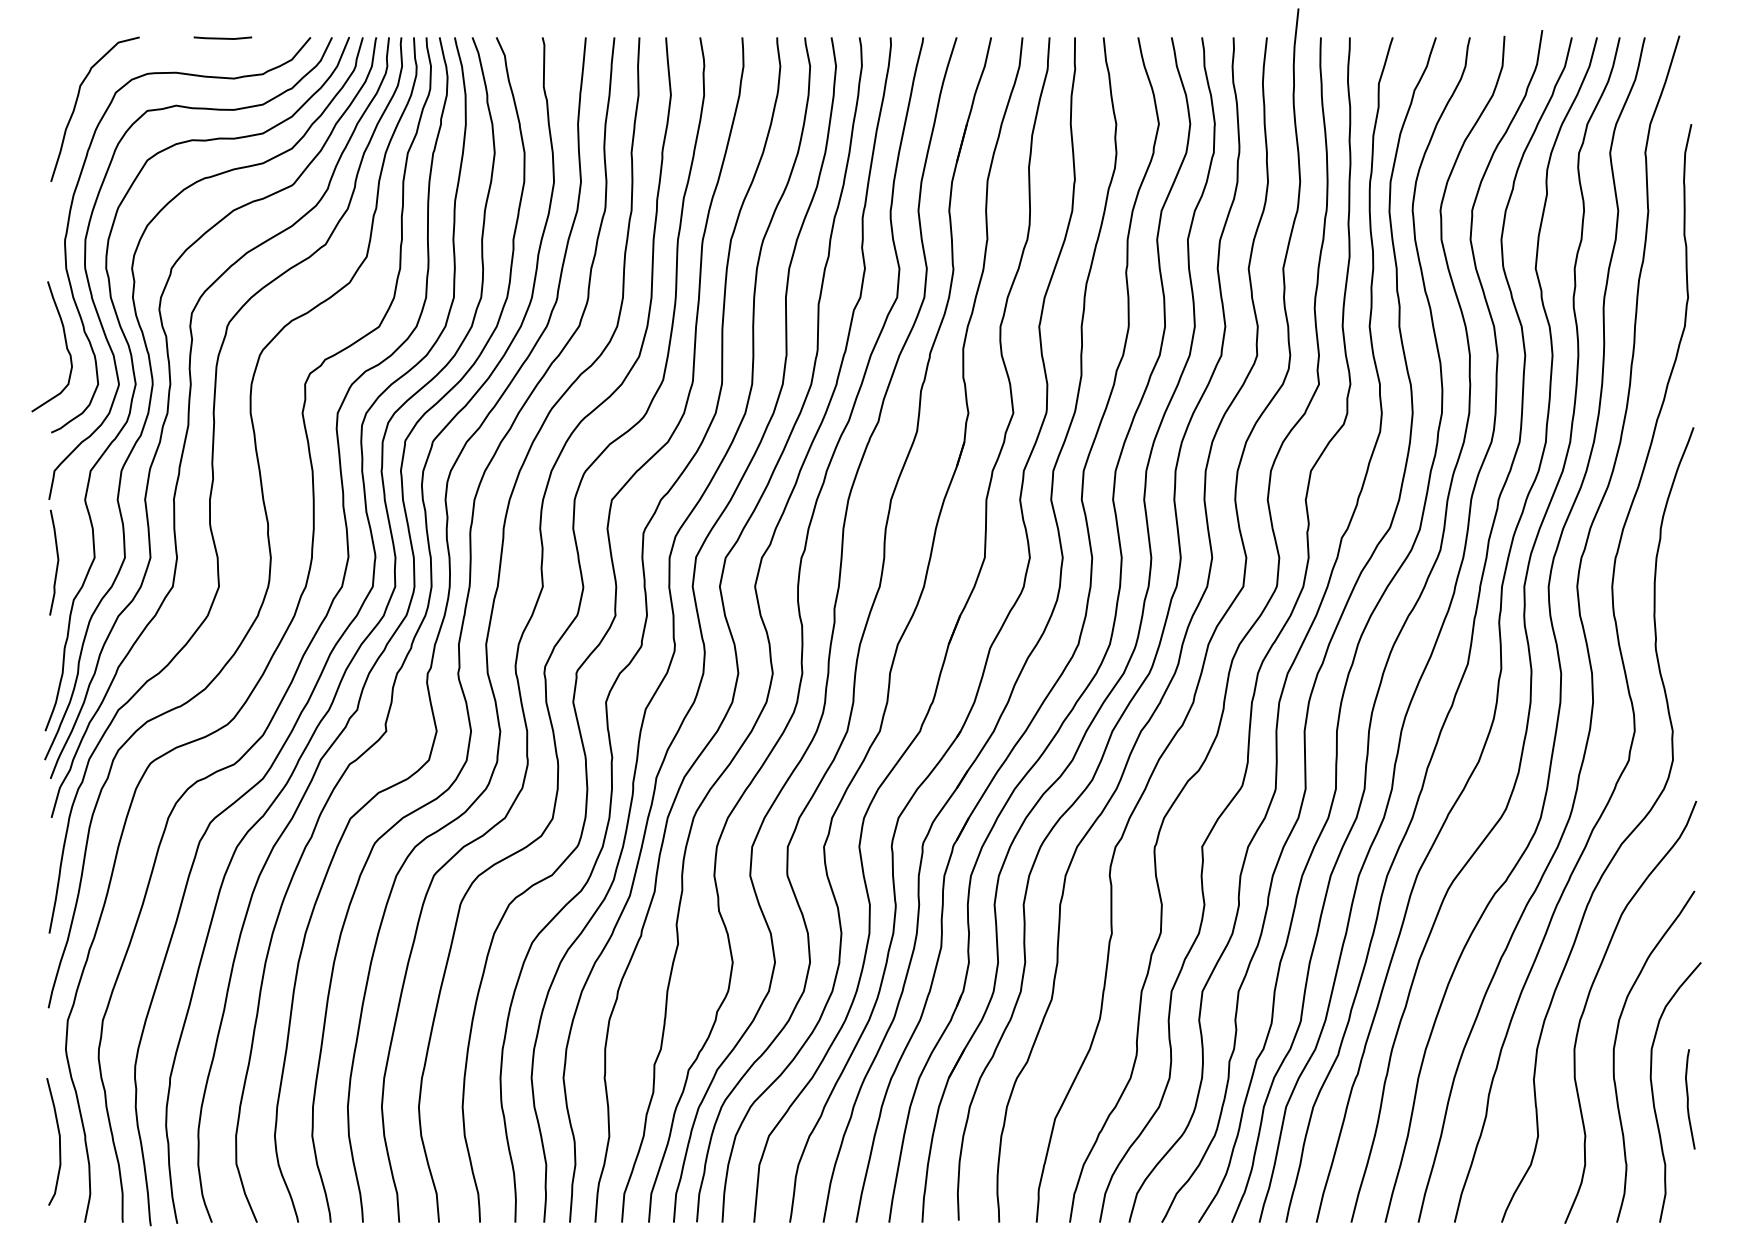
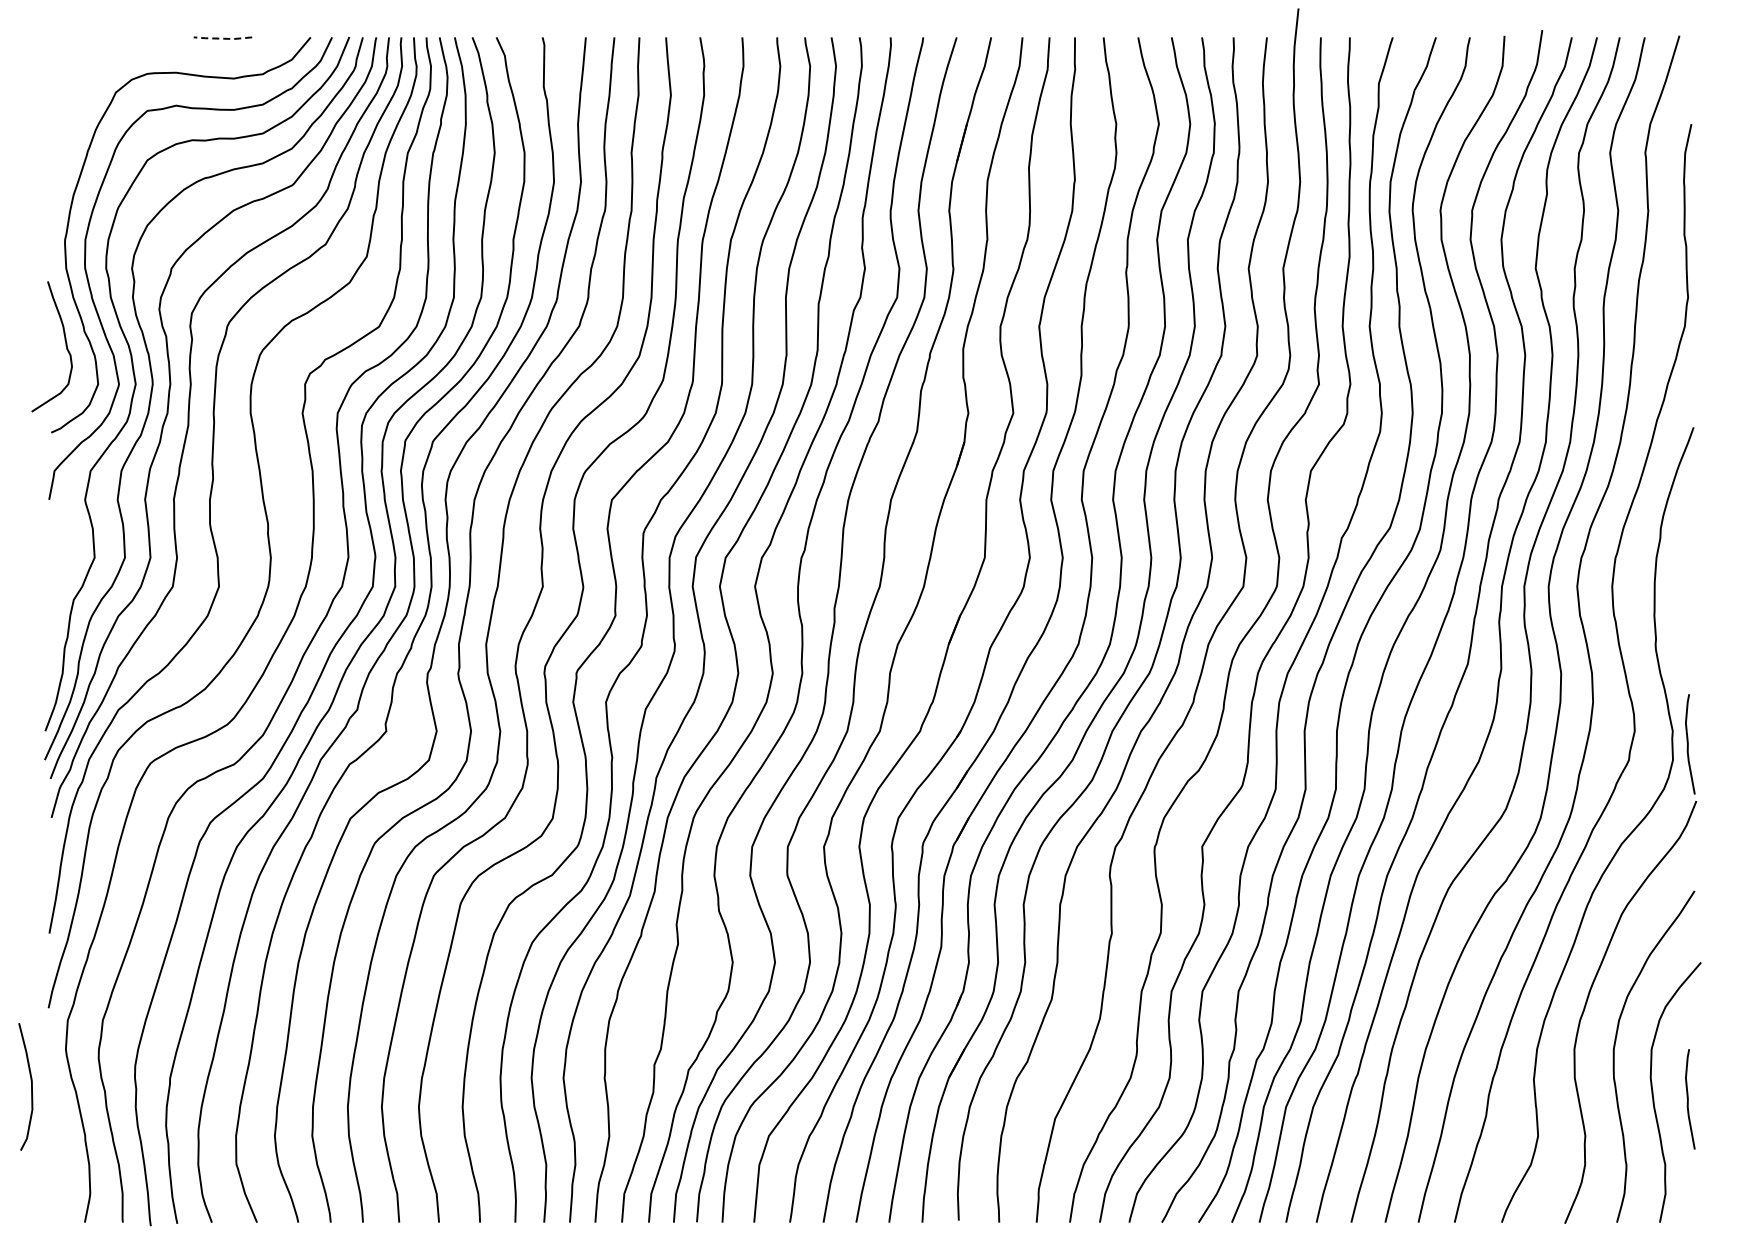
line: solid -> dashed (223, 38)
curve: present -> none (76, 105)
curve: present -> none (56, 564)
curve: none -> present (1688, 744)
curve position: (59, 1141) -> (31, 1086) (31, 1086)
